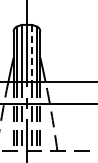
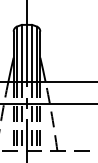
line: dashed -> solid (32, 53)
